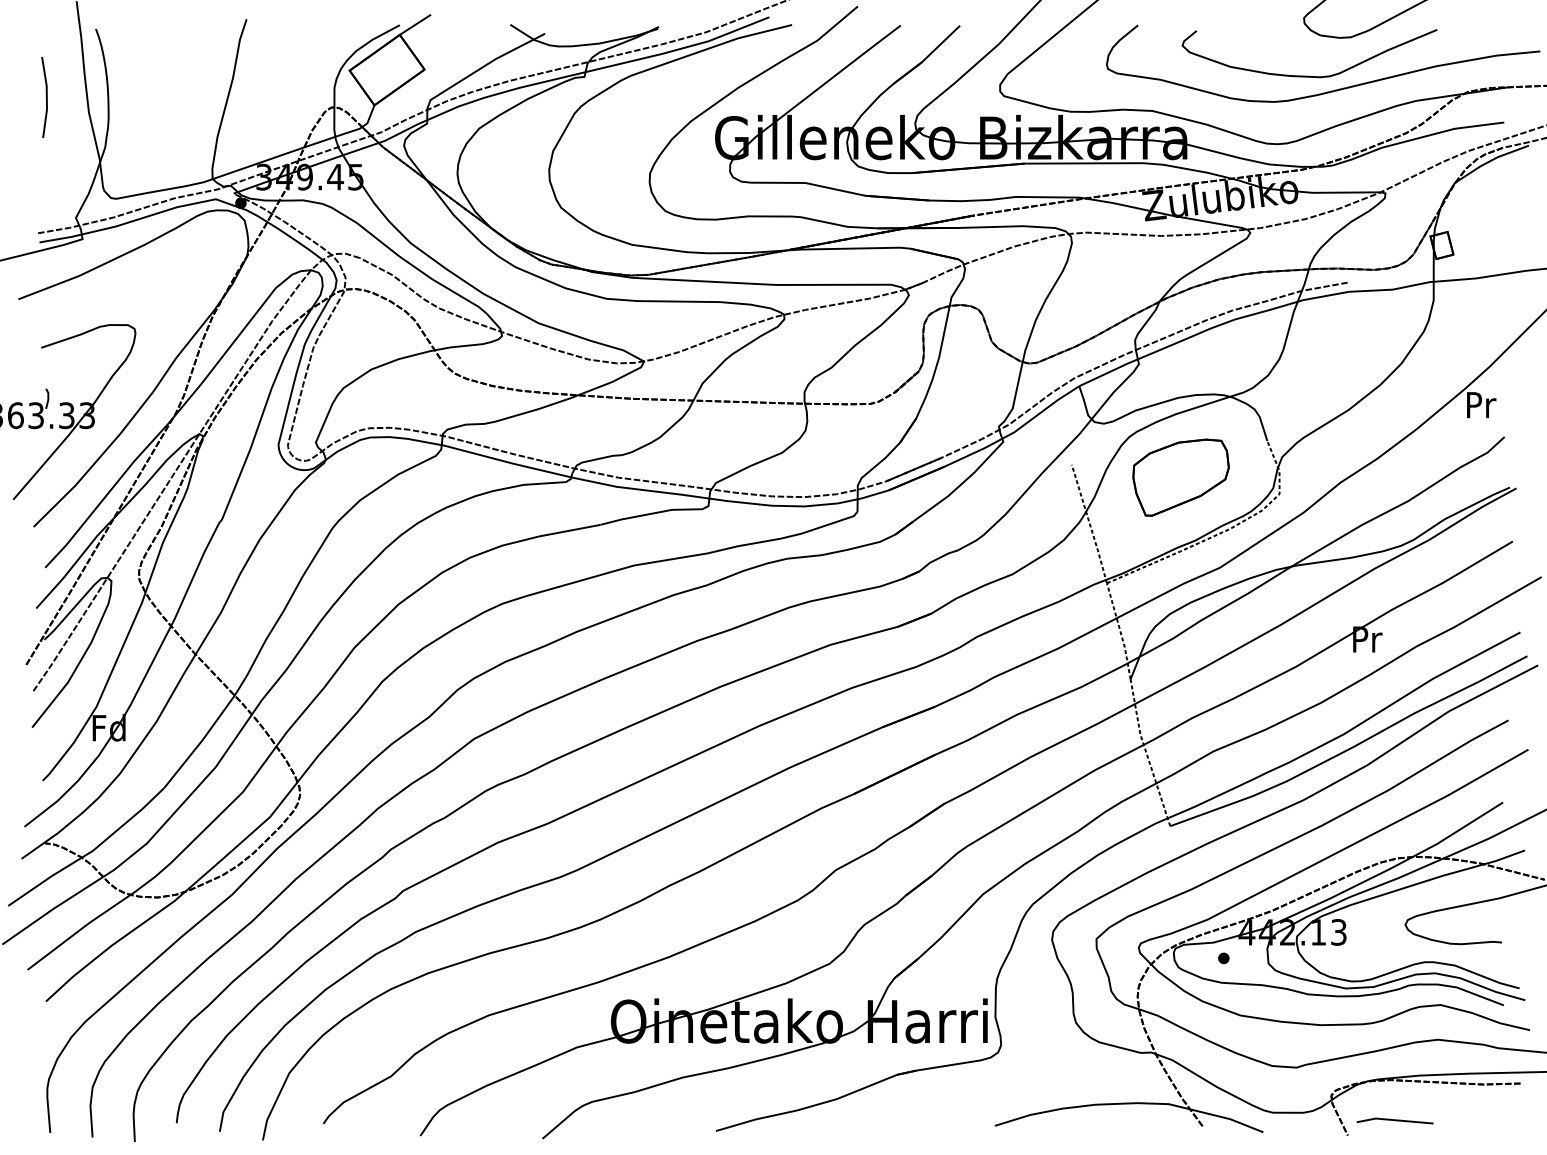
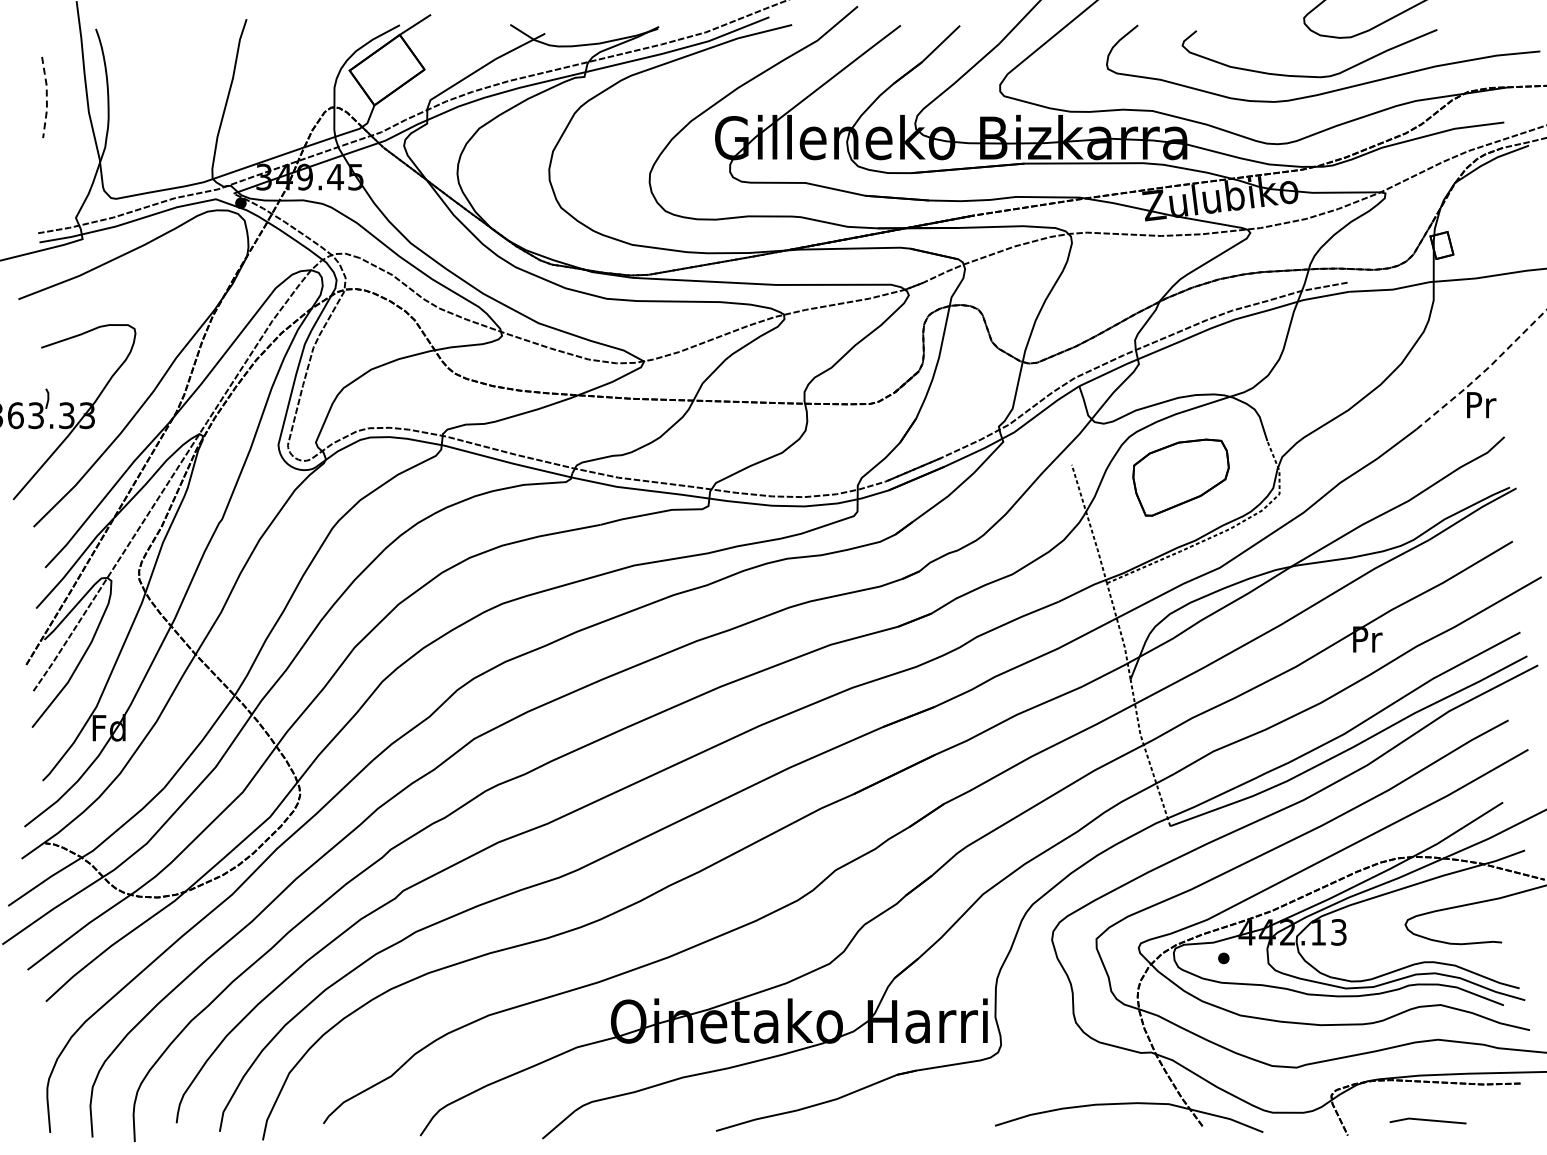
line: solid -> dashed (46, 97)
line: solid -> dashed (1483, 371)
line position: (1394, 1120) -> (1427, 1120) (1427, 1120)
